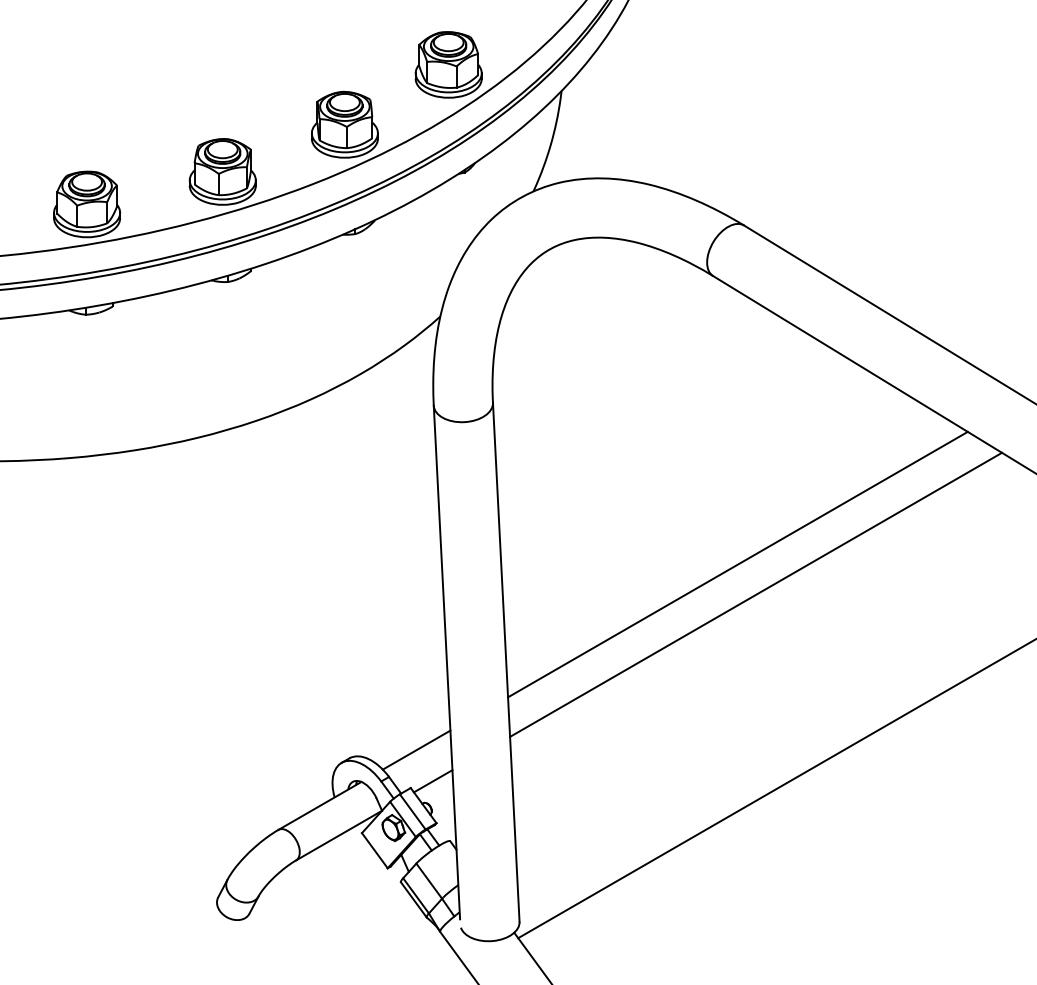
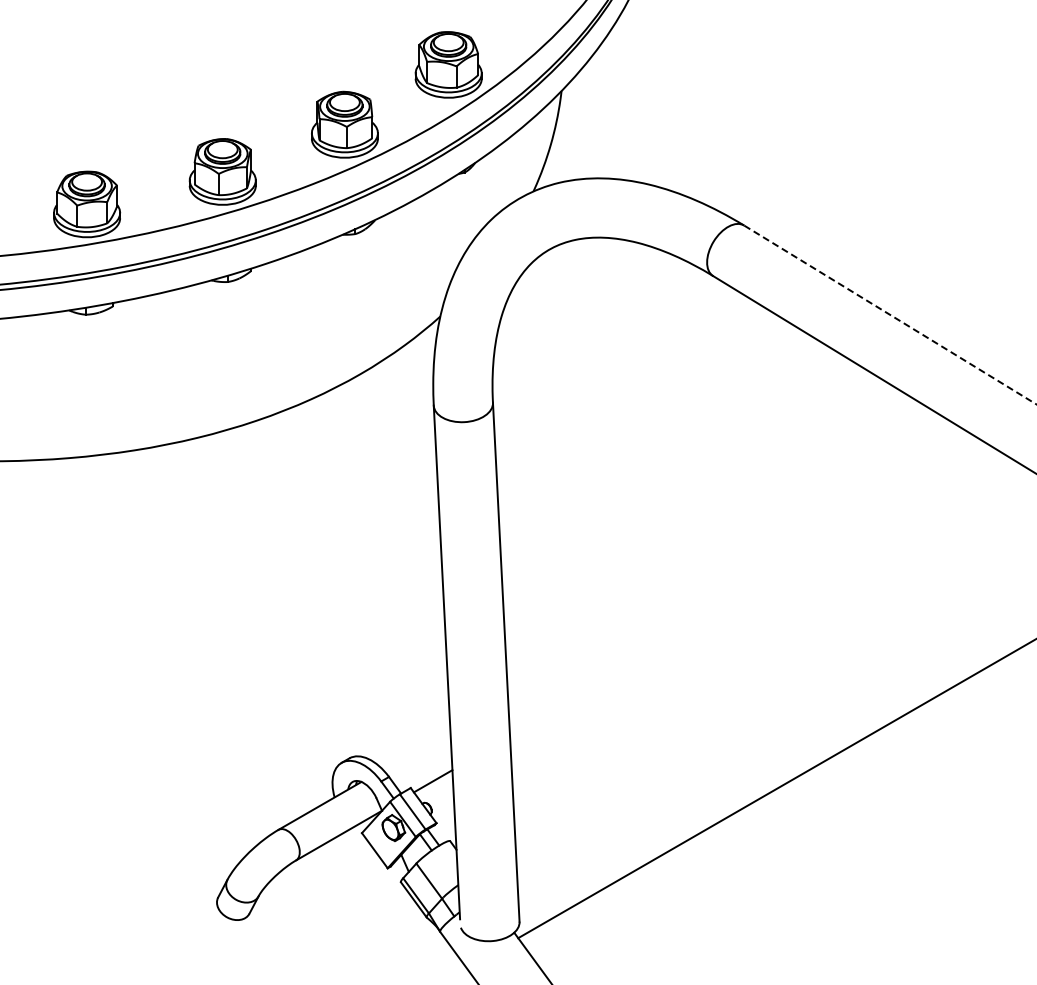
line: solid -> dashed (889, 314)
line: present -> none (737, 564)
line: present -> none (756, 594)
line: present -> none (416, 749)
